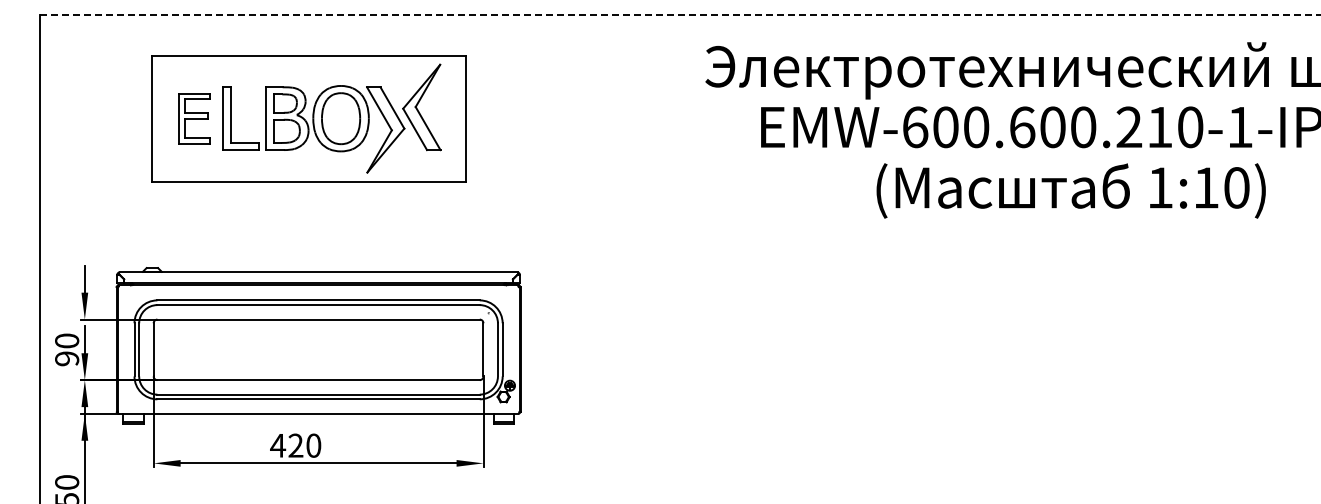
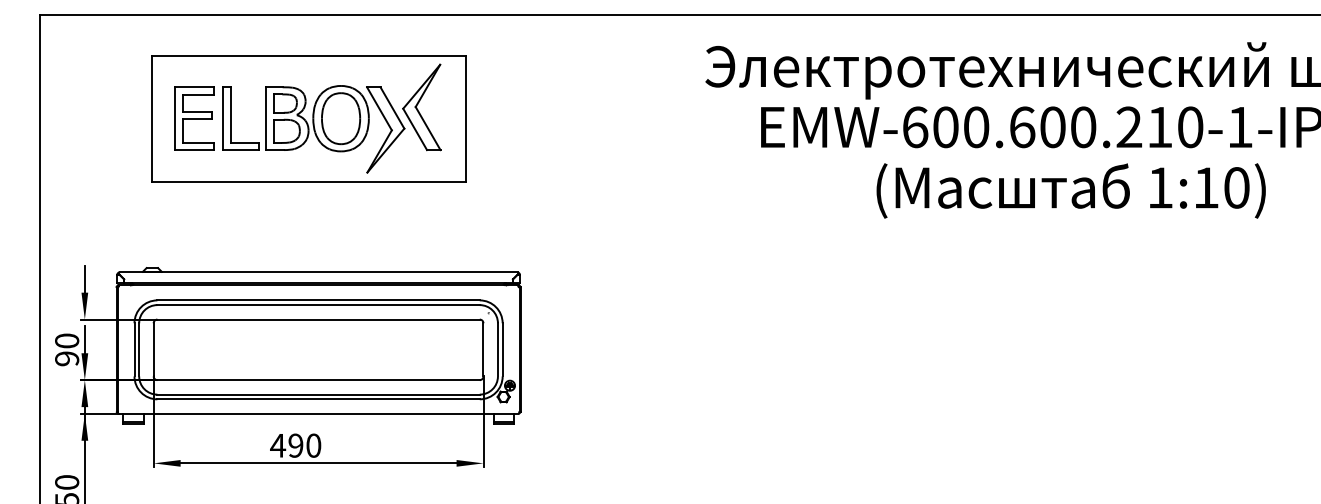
line: dashed -> solid (680, 15)
part size: 33x52 px -> 41x65 px (194, 118)
text: 420 -> 490 (295, 445)
